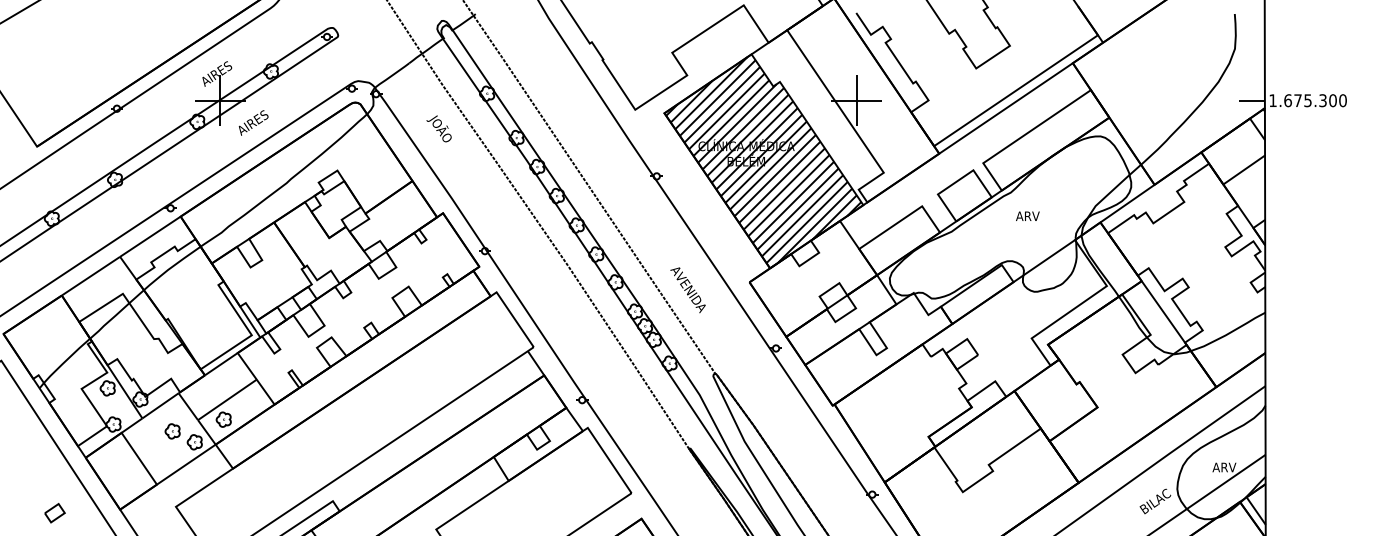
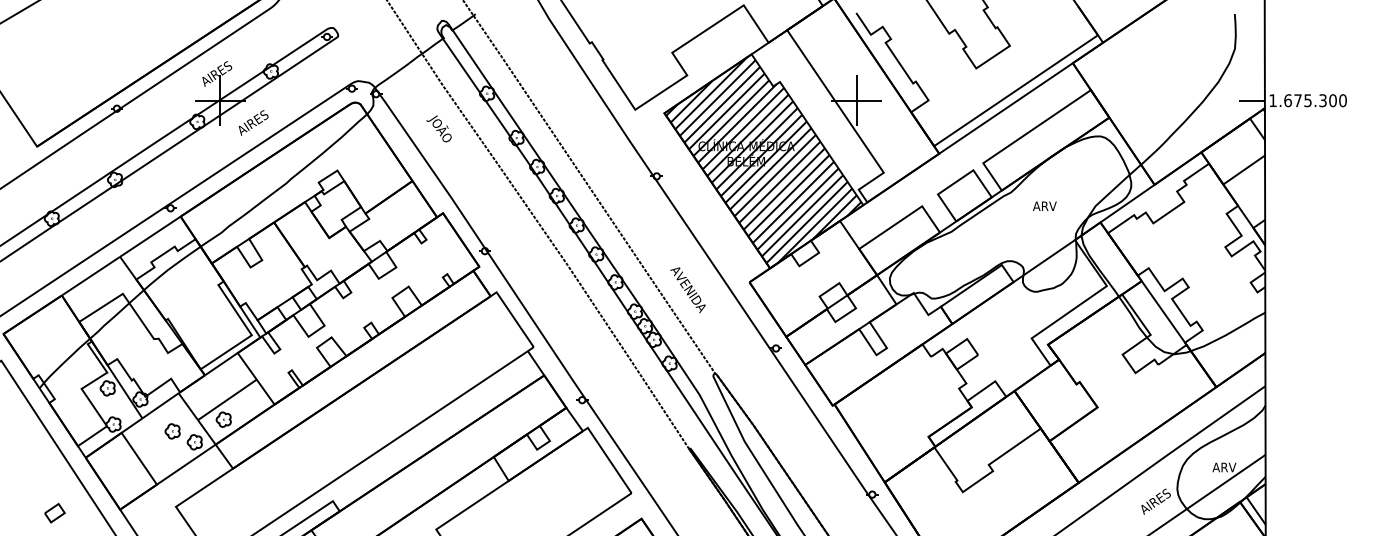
text position: (1027, 215) -> (1044, 205) (1044, 205)
text: BILAC -> AIRES (1155, 501)
